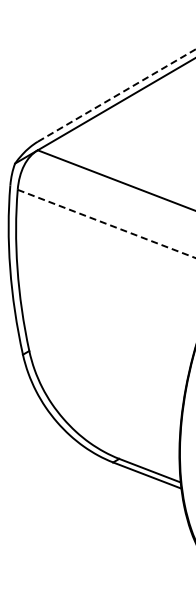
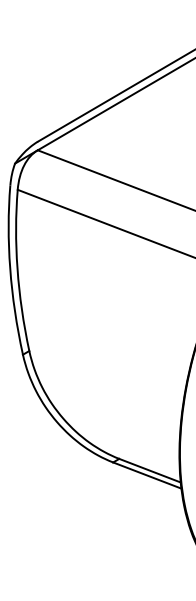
line: dashed -> solid (117, 95)
line: dashed -> solid (107, 224)
